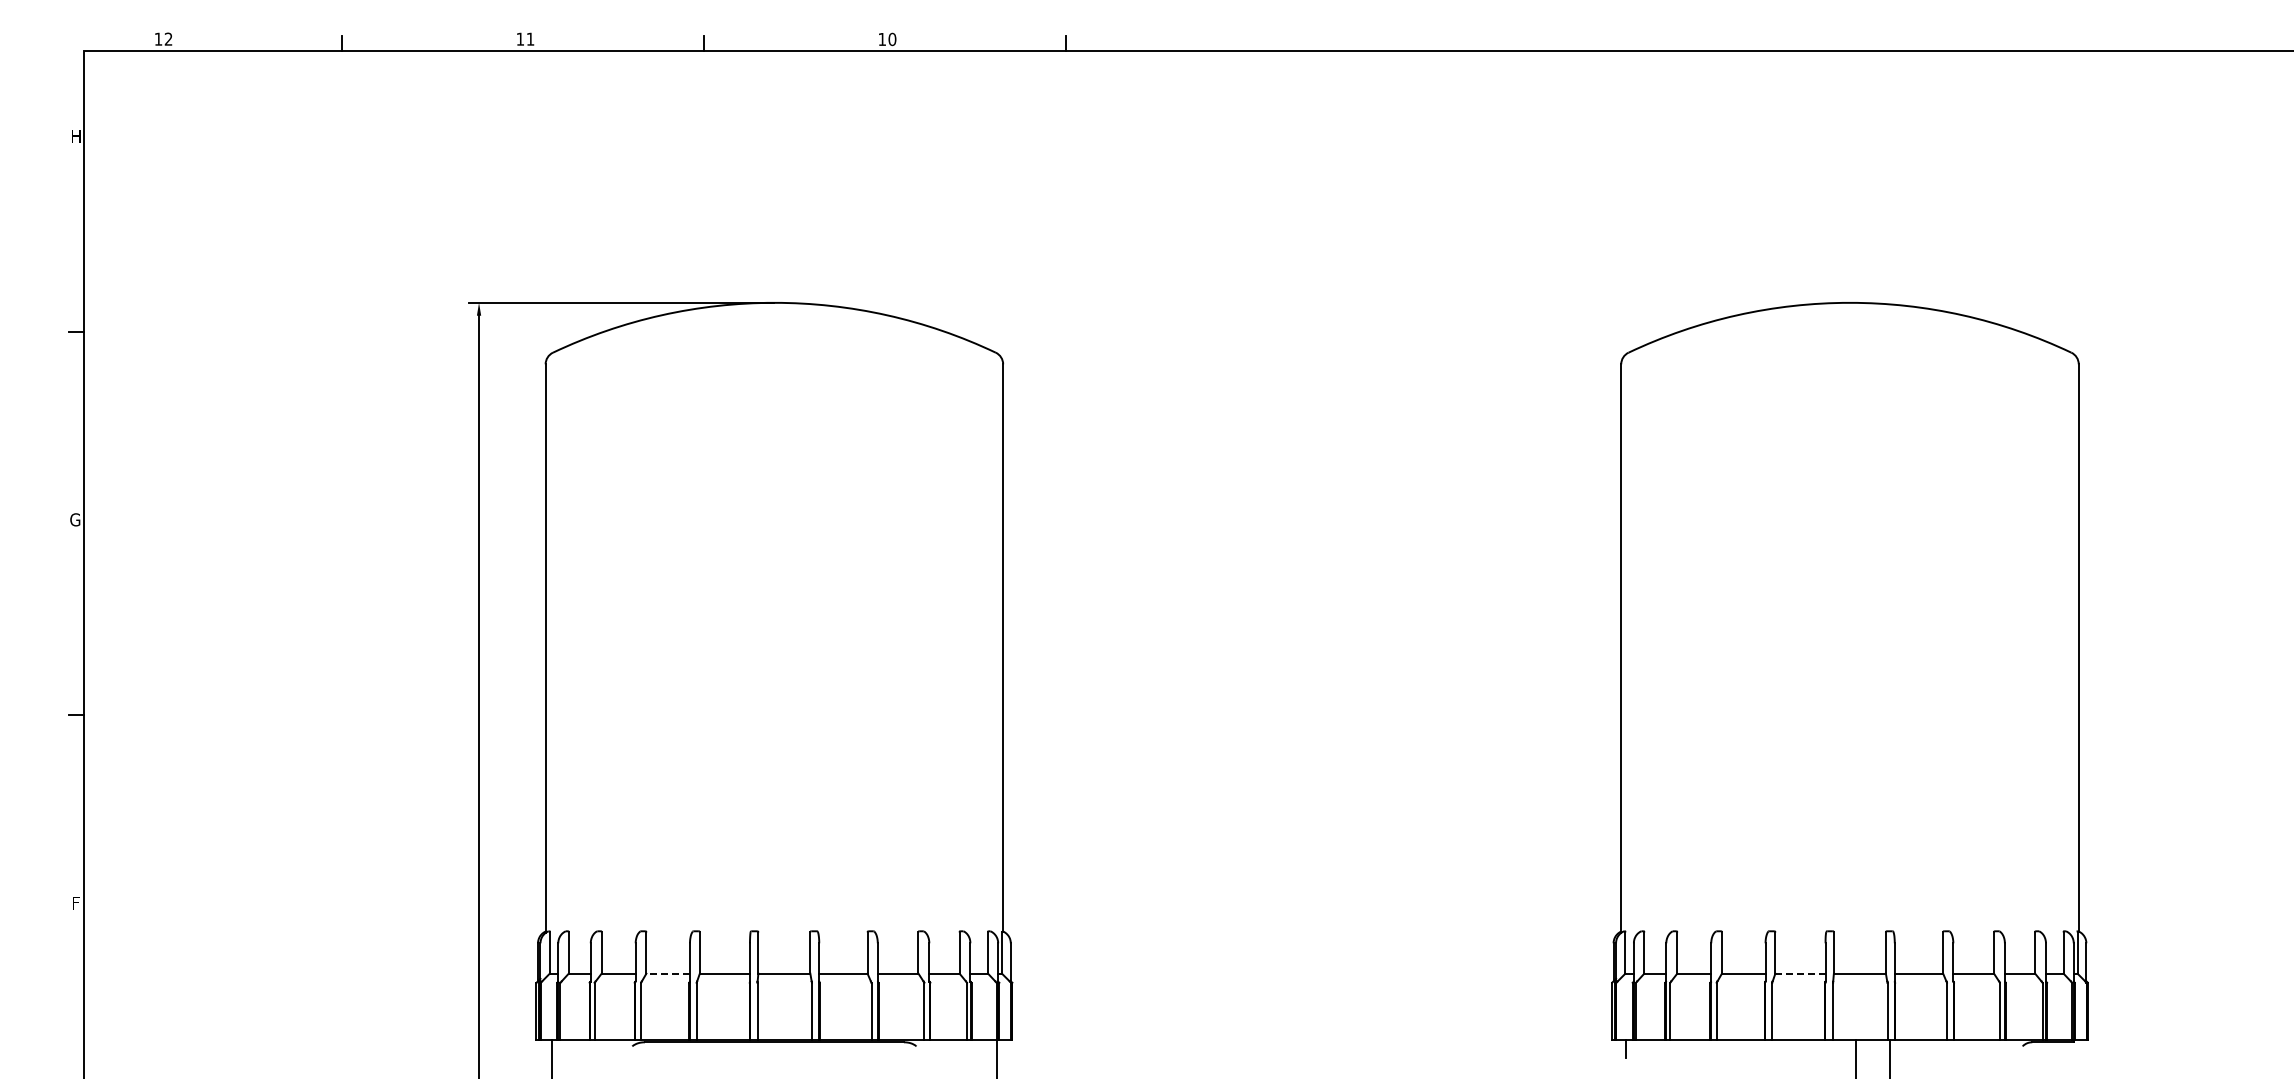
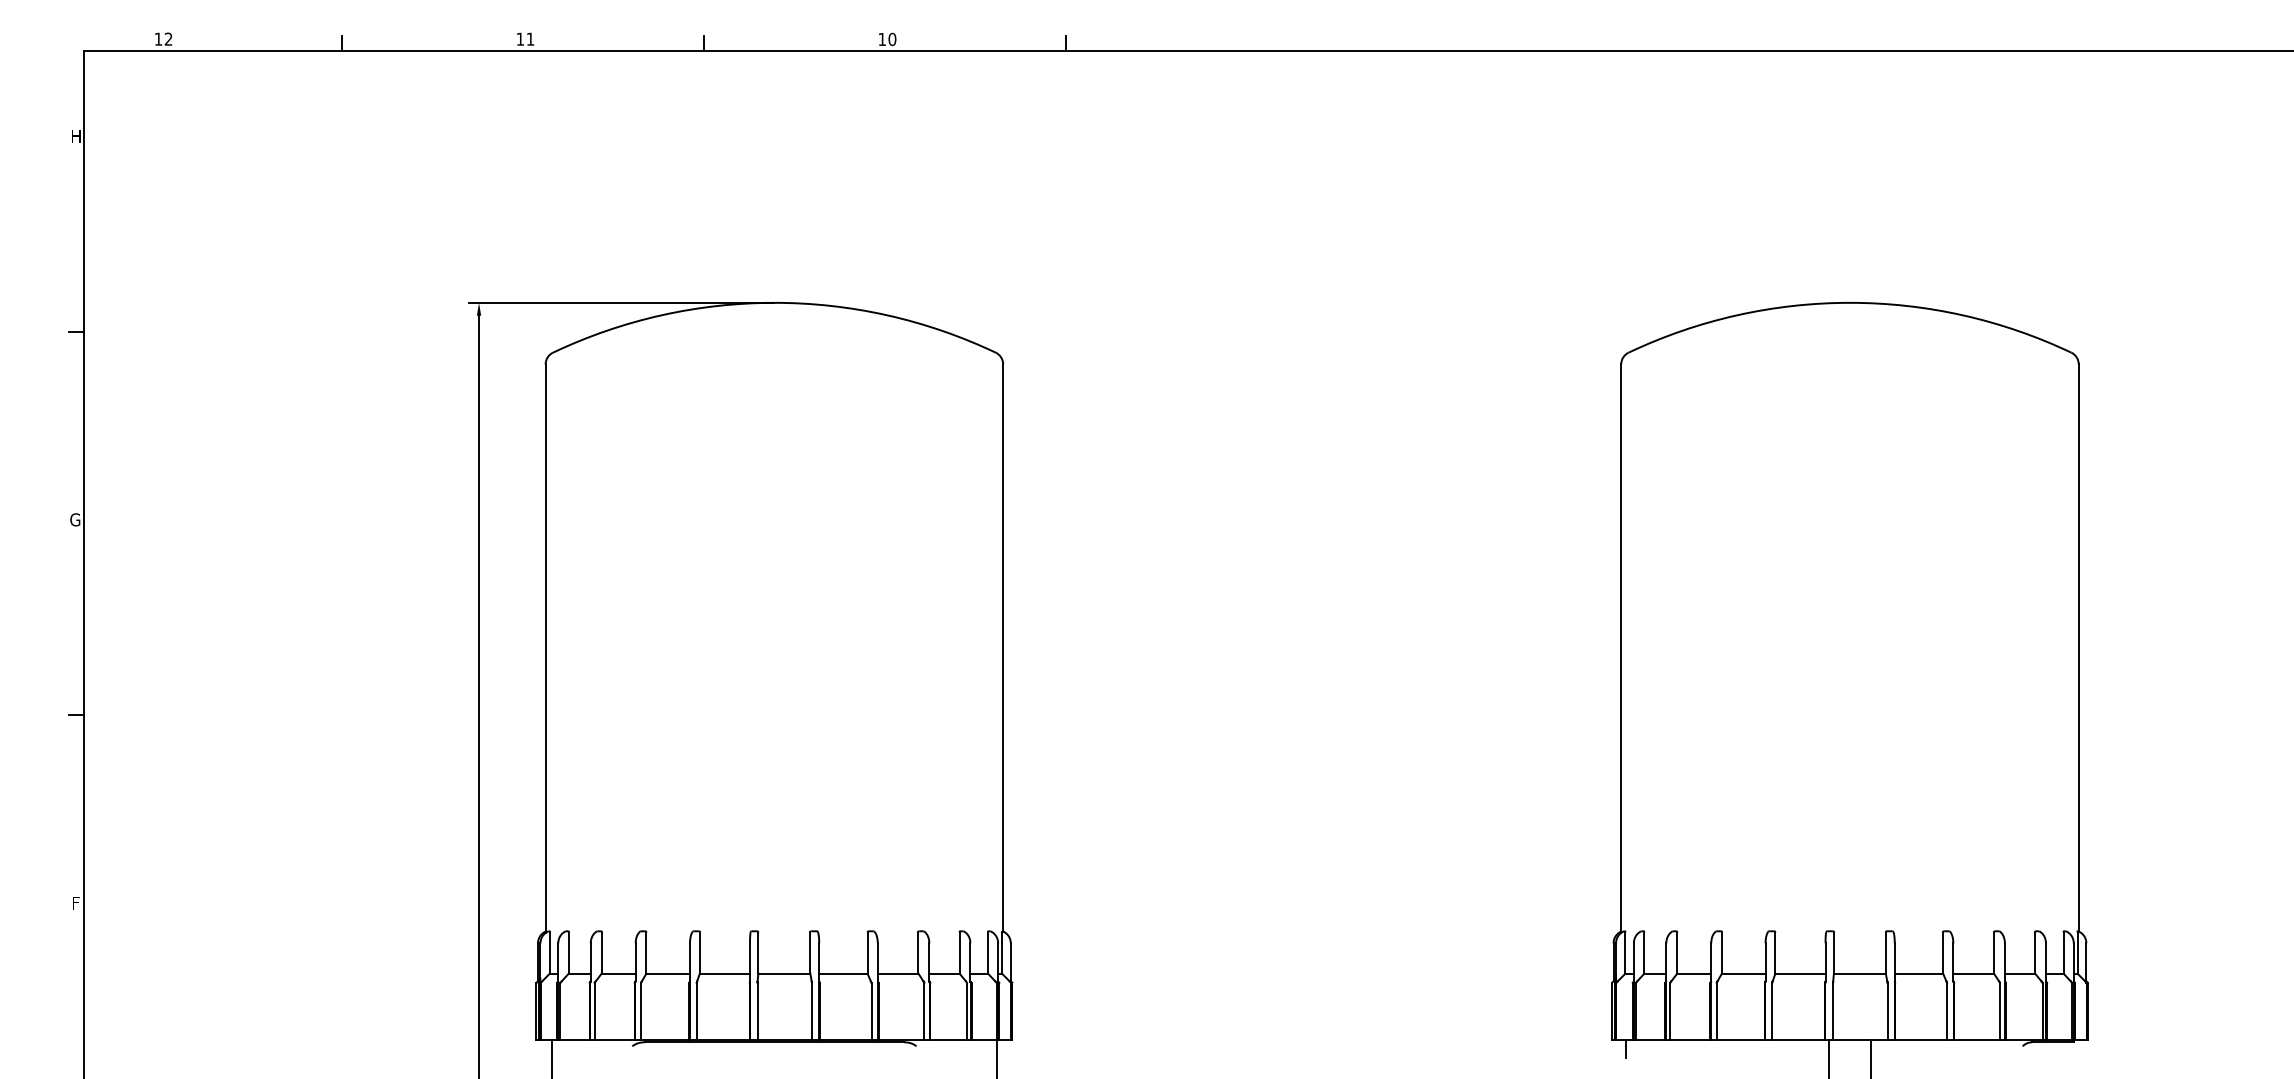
line: dashed -> solid (668, 973)
line: dashed -> solid (1799, 973)
line position: (1855, 1057) -> (1828, 1057) (1828, 1057)
line position: (1890, 1057) -> (1871, 1057) (1871, 1057)
